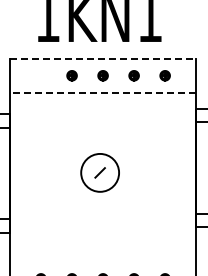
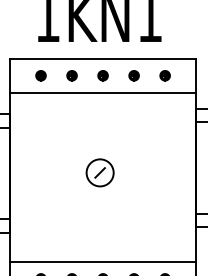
line: dashed -> solid (103, 58)
part: none -> present (40, 75)
line: dashed -> solid (102, 92)
circle diameter: 38 px -> 27 px (99, 172)
line: none -> present (103, 261)
